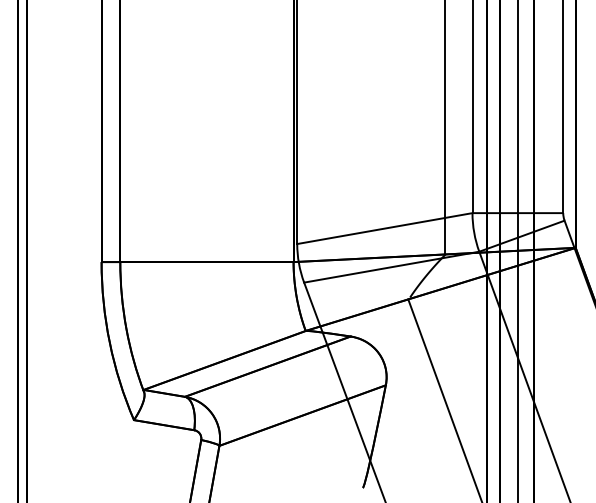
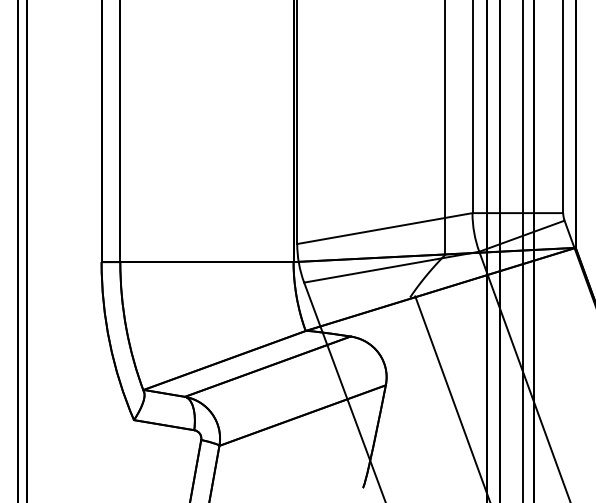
line position: (518, 250) -> (523, 250) (523, 250)
line position: (444, 399) -> (452, 397) (452, 397)
